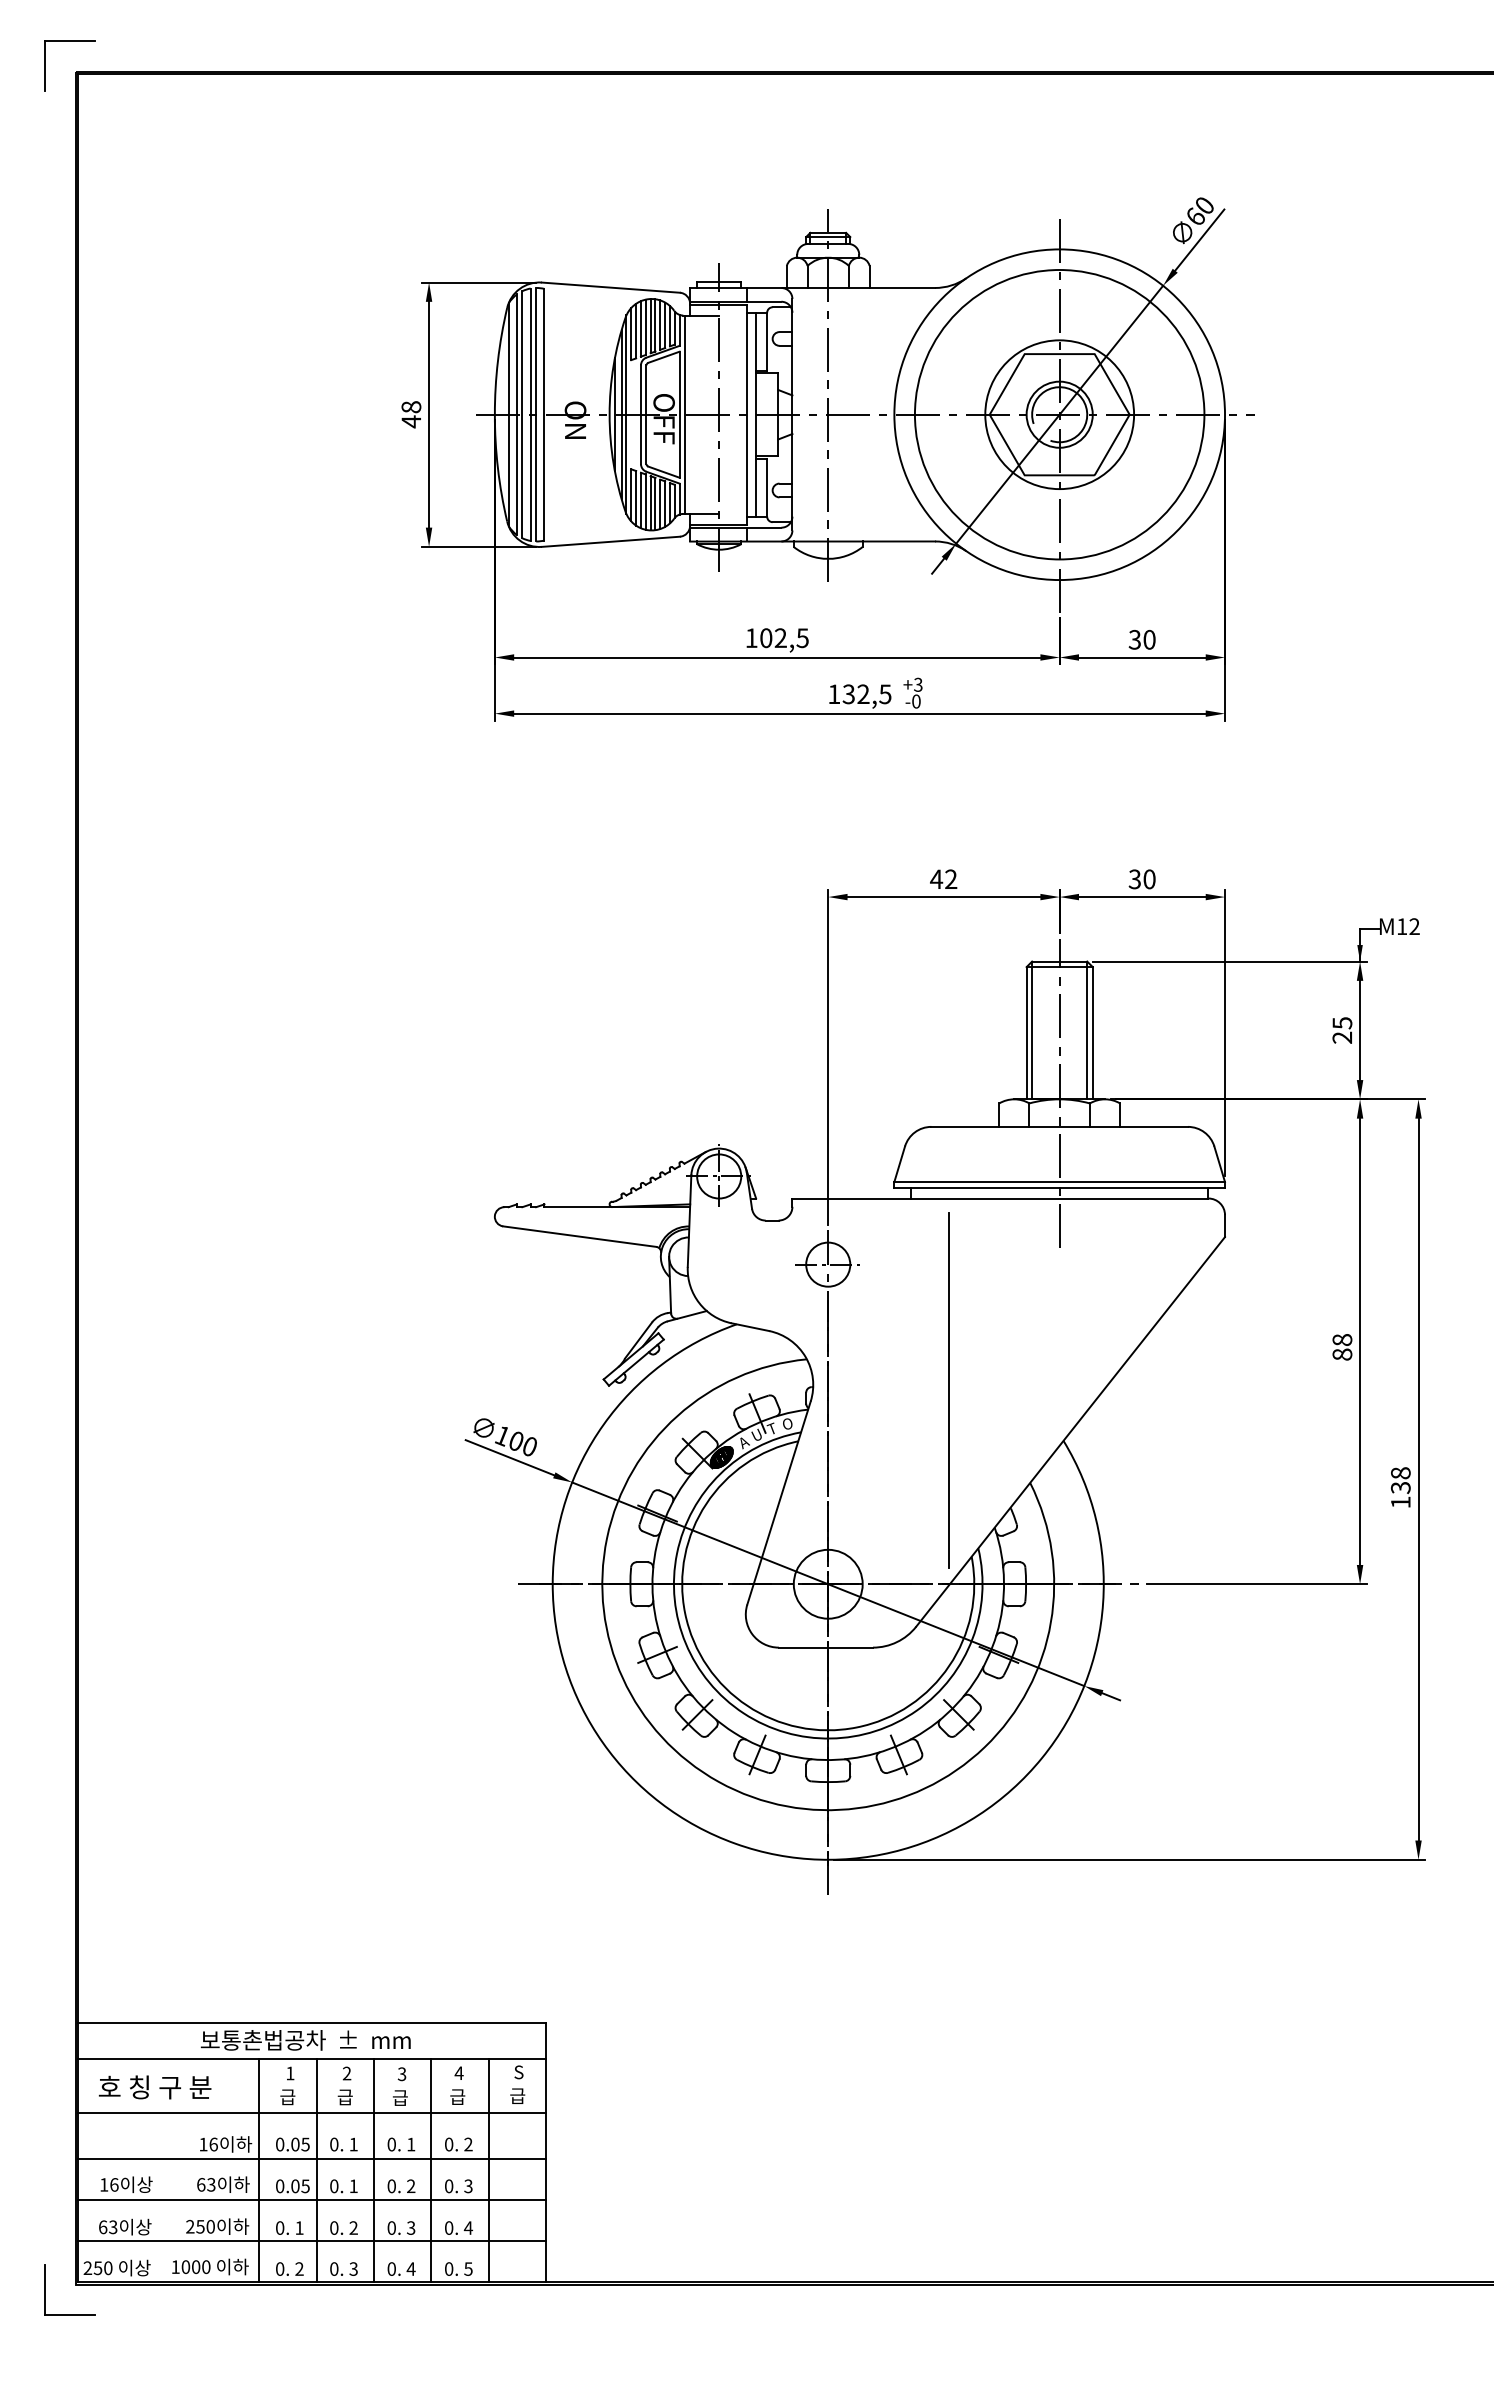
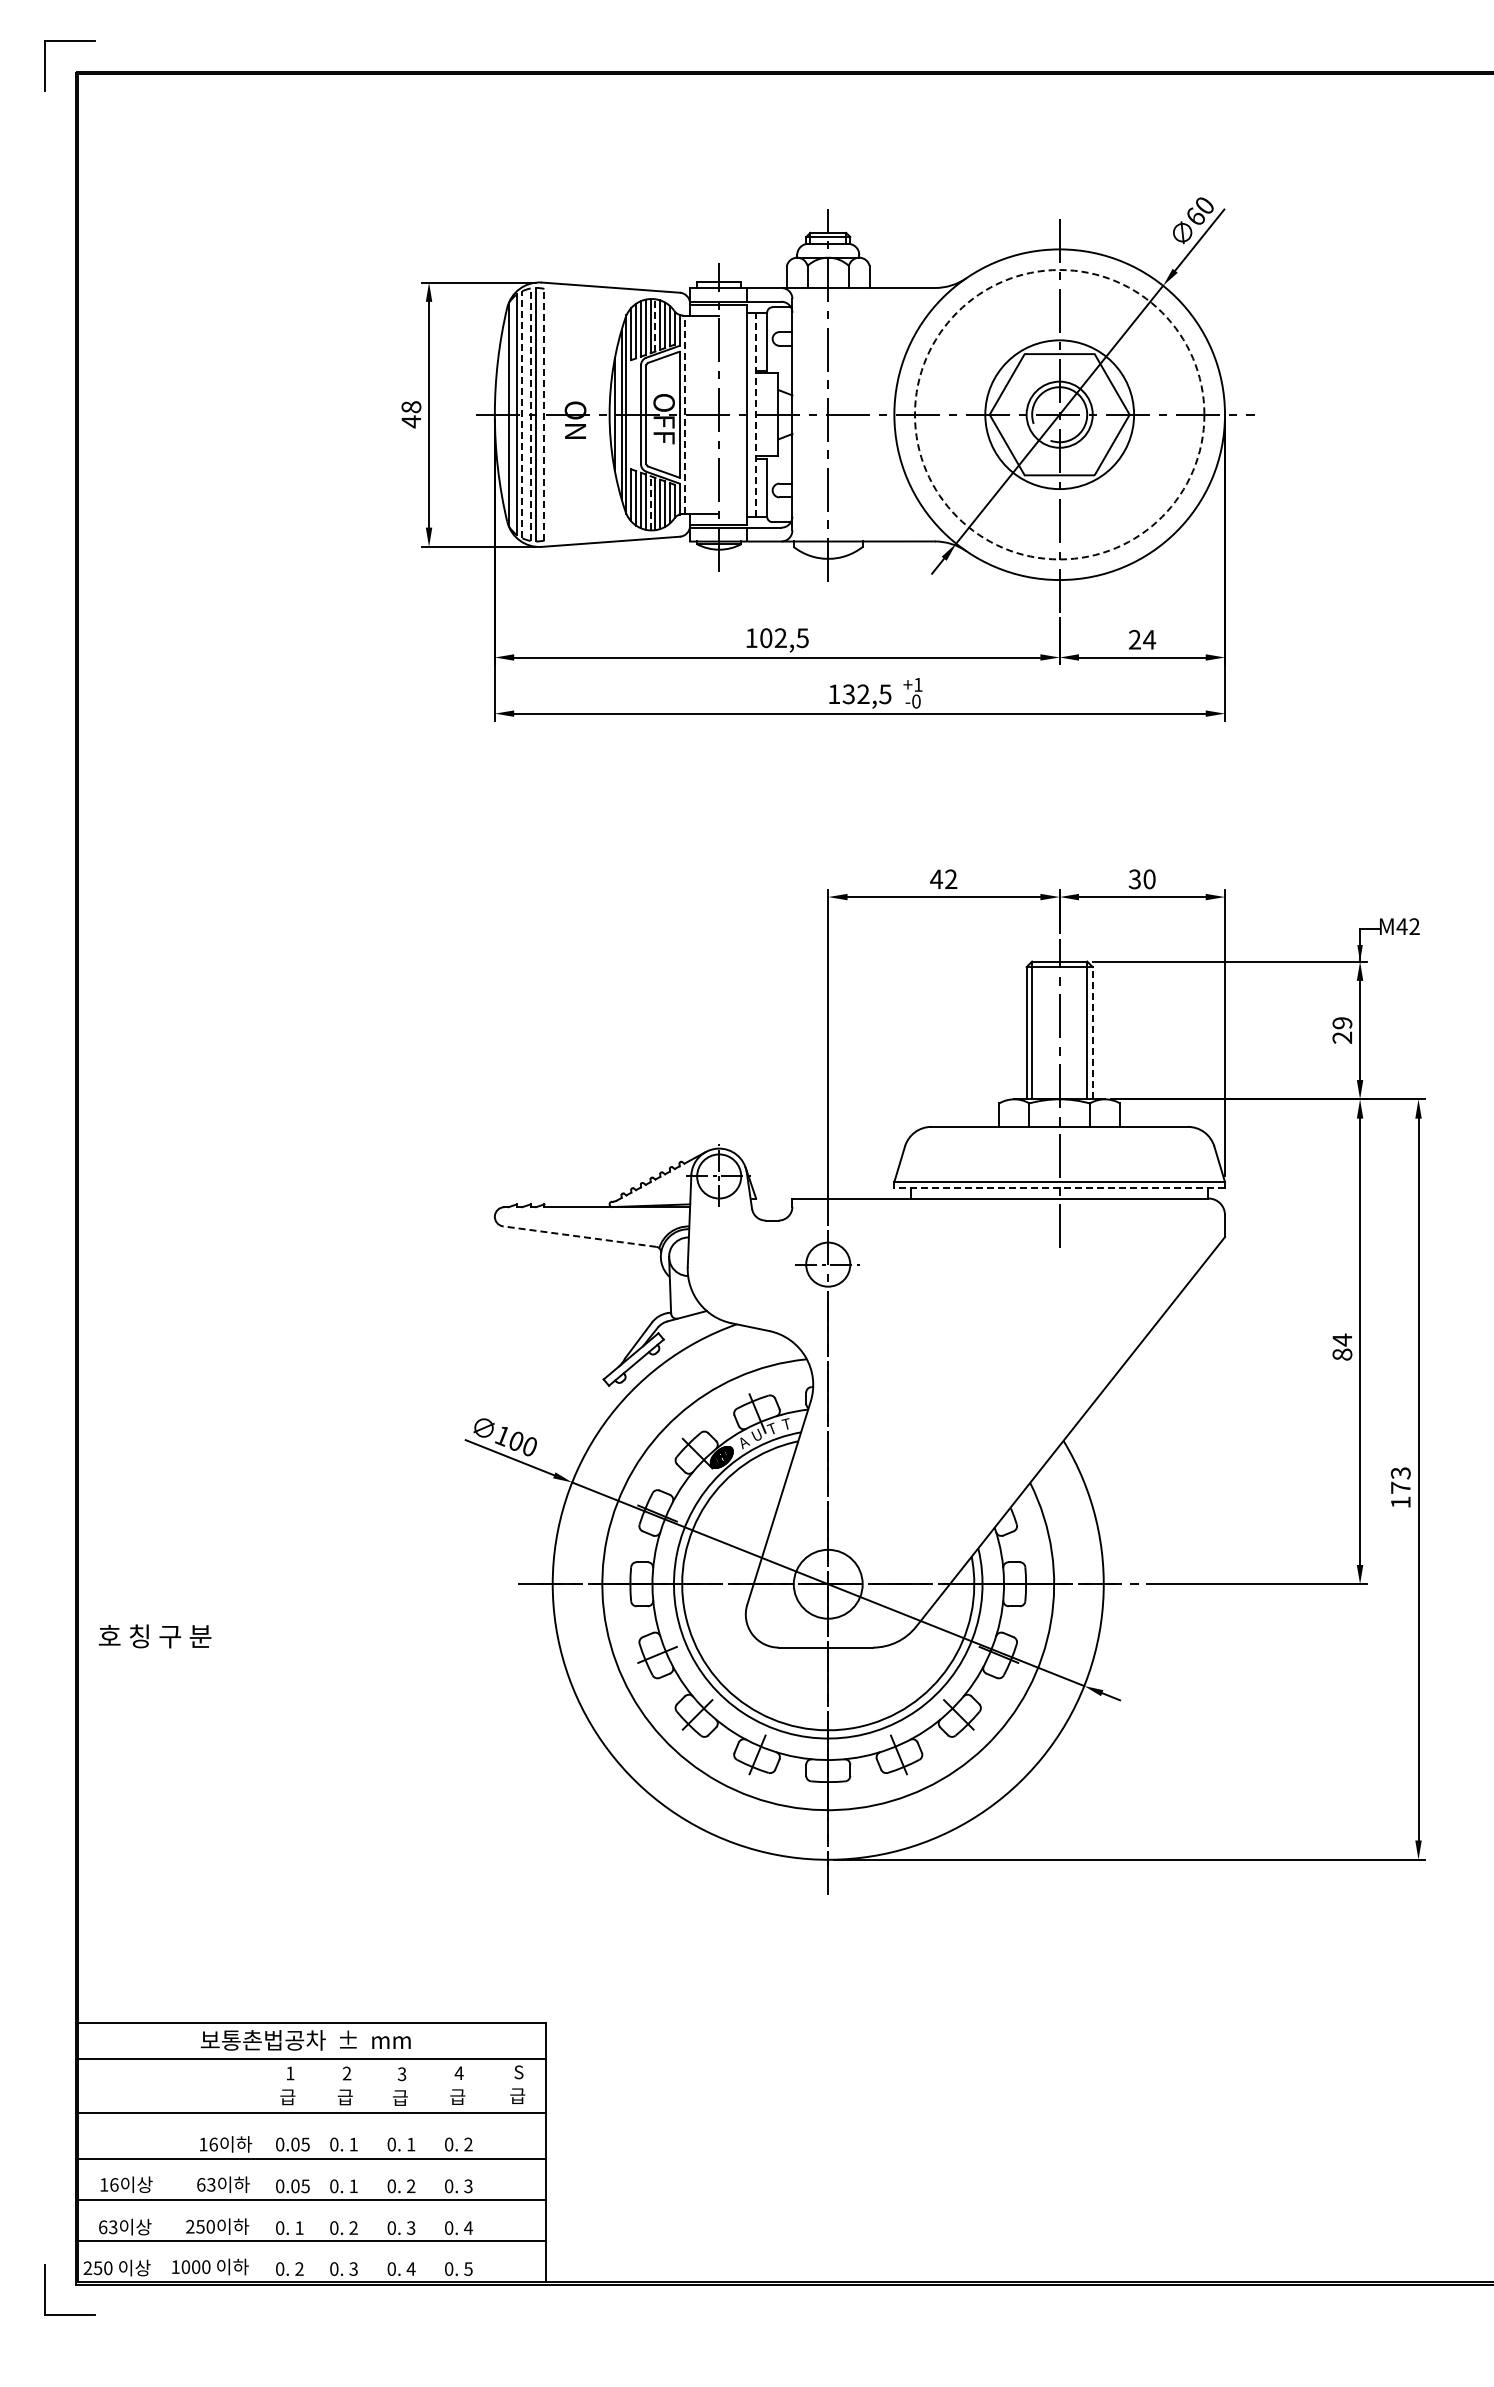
line: solid -> dashed (655, 324)
line: solid -> dashed (522, 414)
line: solid -> dashed (530, 414)
line: solid -> dashed (544, 414)
line: solid -> dashed (684, 414)
line: solid -> dashed (756, 414)
circle: solid -> dashed (1059, 414)
line: solid -> dashed (650, 502)
text: 30 -> 24 (1142, 639)
text: +3 -> +1 (918, 684)
text: M12 -> M42 (1401, 926)
text: 25 -> 29 (1342, 1023)
line: solid -> dashed (1092, 1032)
line: solid -> dashed (1059, 1187)
line: solid -> dashed (579, 1236)
text: 88 -> 84 (1342, 1339)
line: present -> none (949, 1390)
text: O -> T (786, 1423)
text: 138 -> 173 (1400, 1480)
text position: (154, 2087) -> (154, 1636) (154, 1636)
line: present -> none (259, 2170)
line: present -> none (316, 2170)
line: present -> none (374, 2170)
line: present -> none (431, 2170)
line: present -> none (488, 2170)
